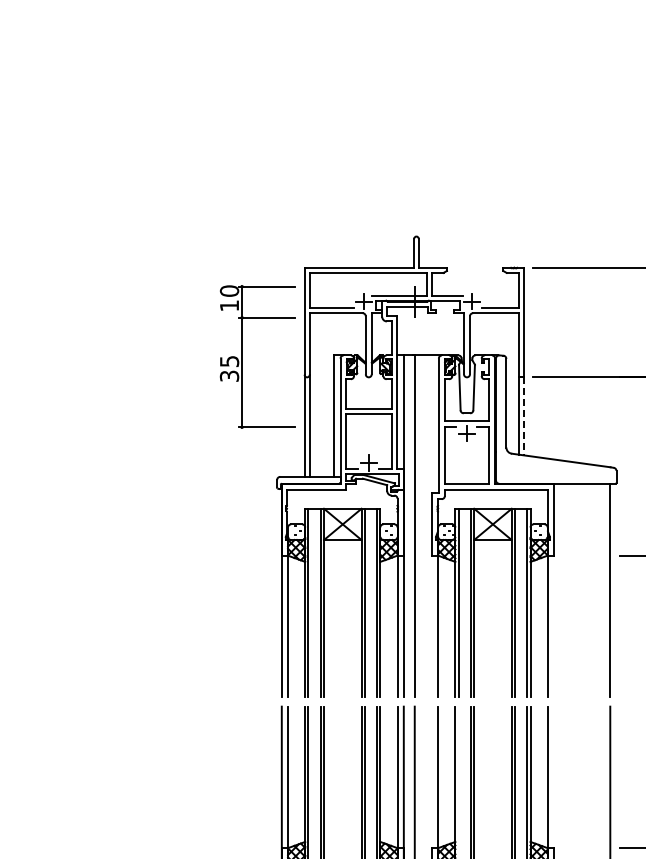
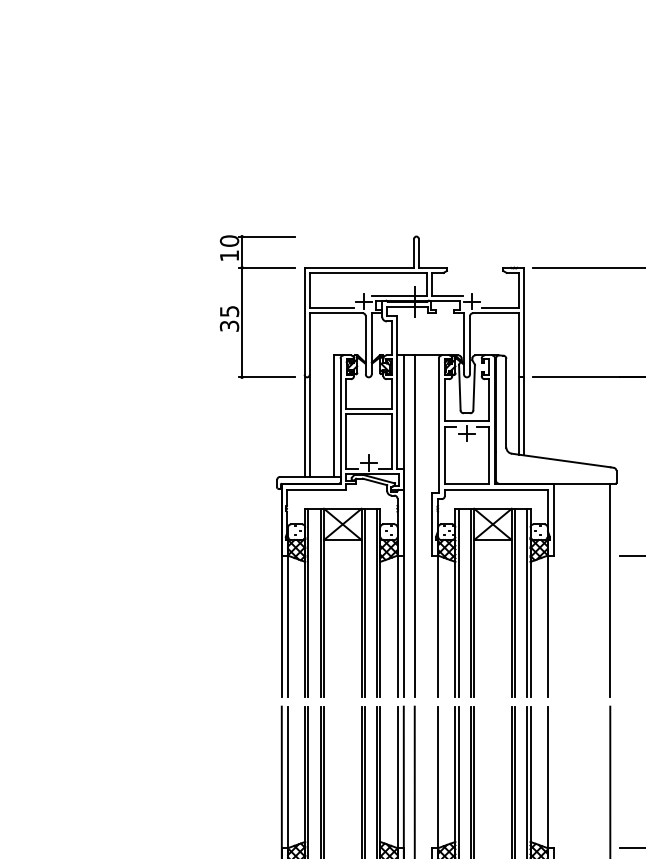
part position: (242, 356) -> (242, 306) (242, 306)
line: dashed -> solid (523, 416)
line: none -> present (458, 780)
